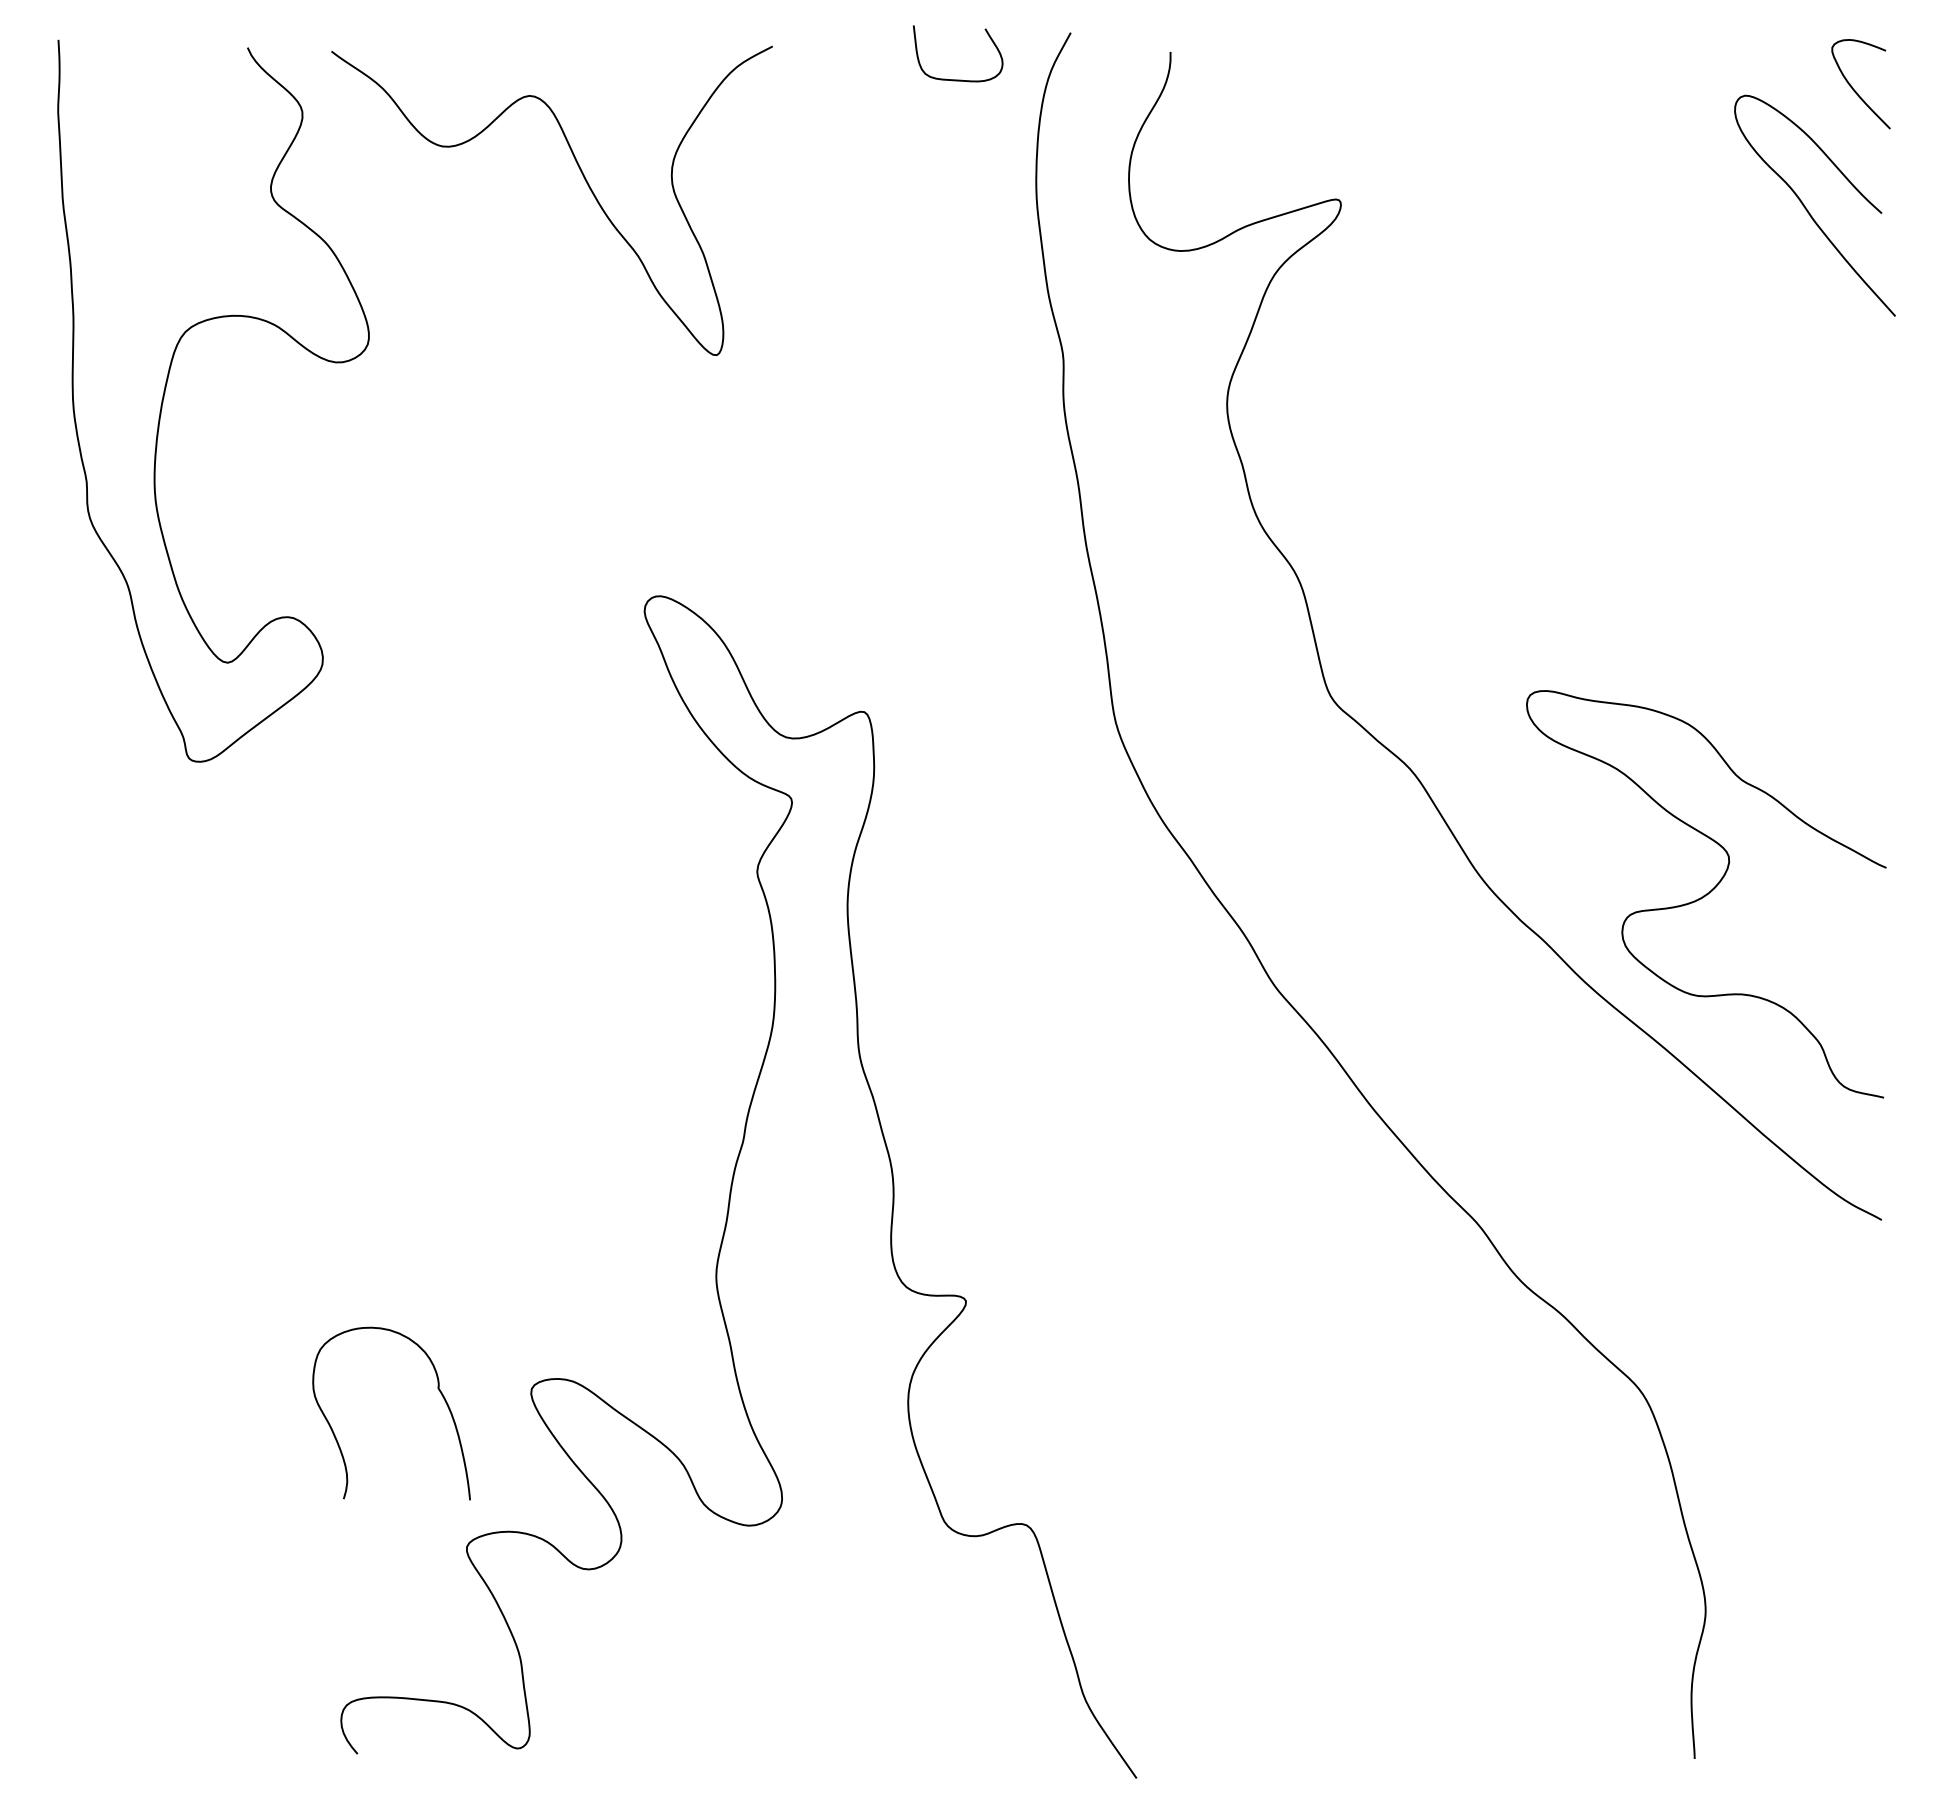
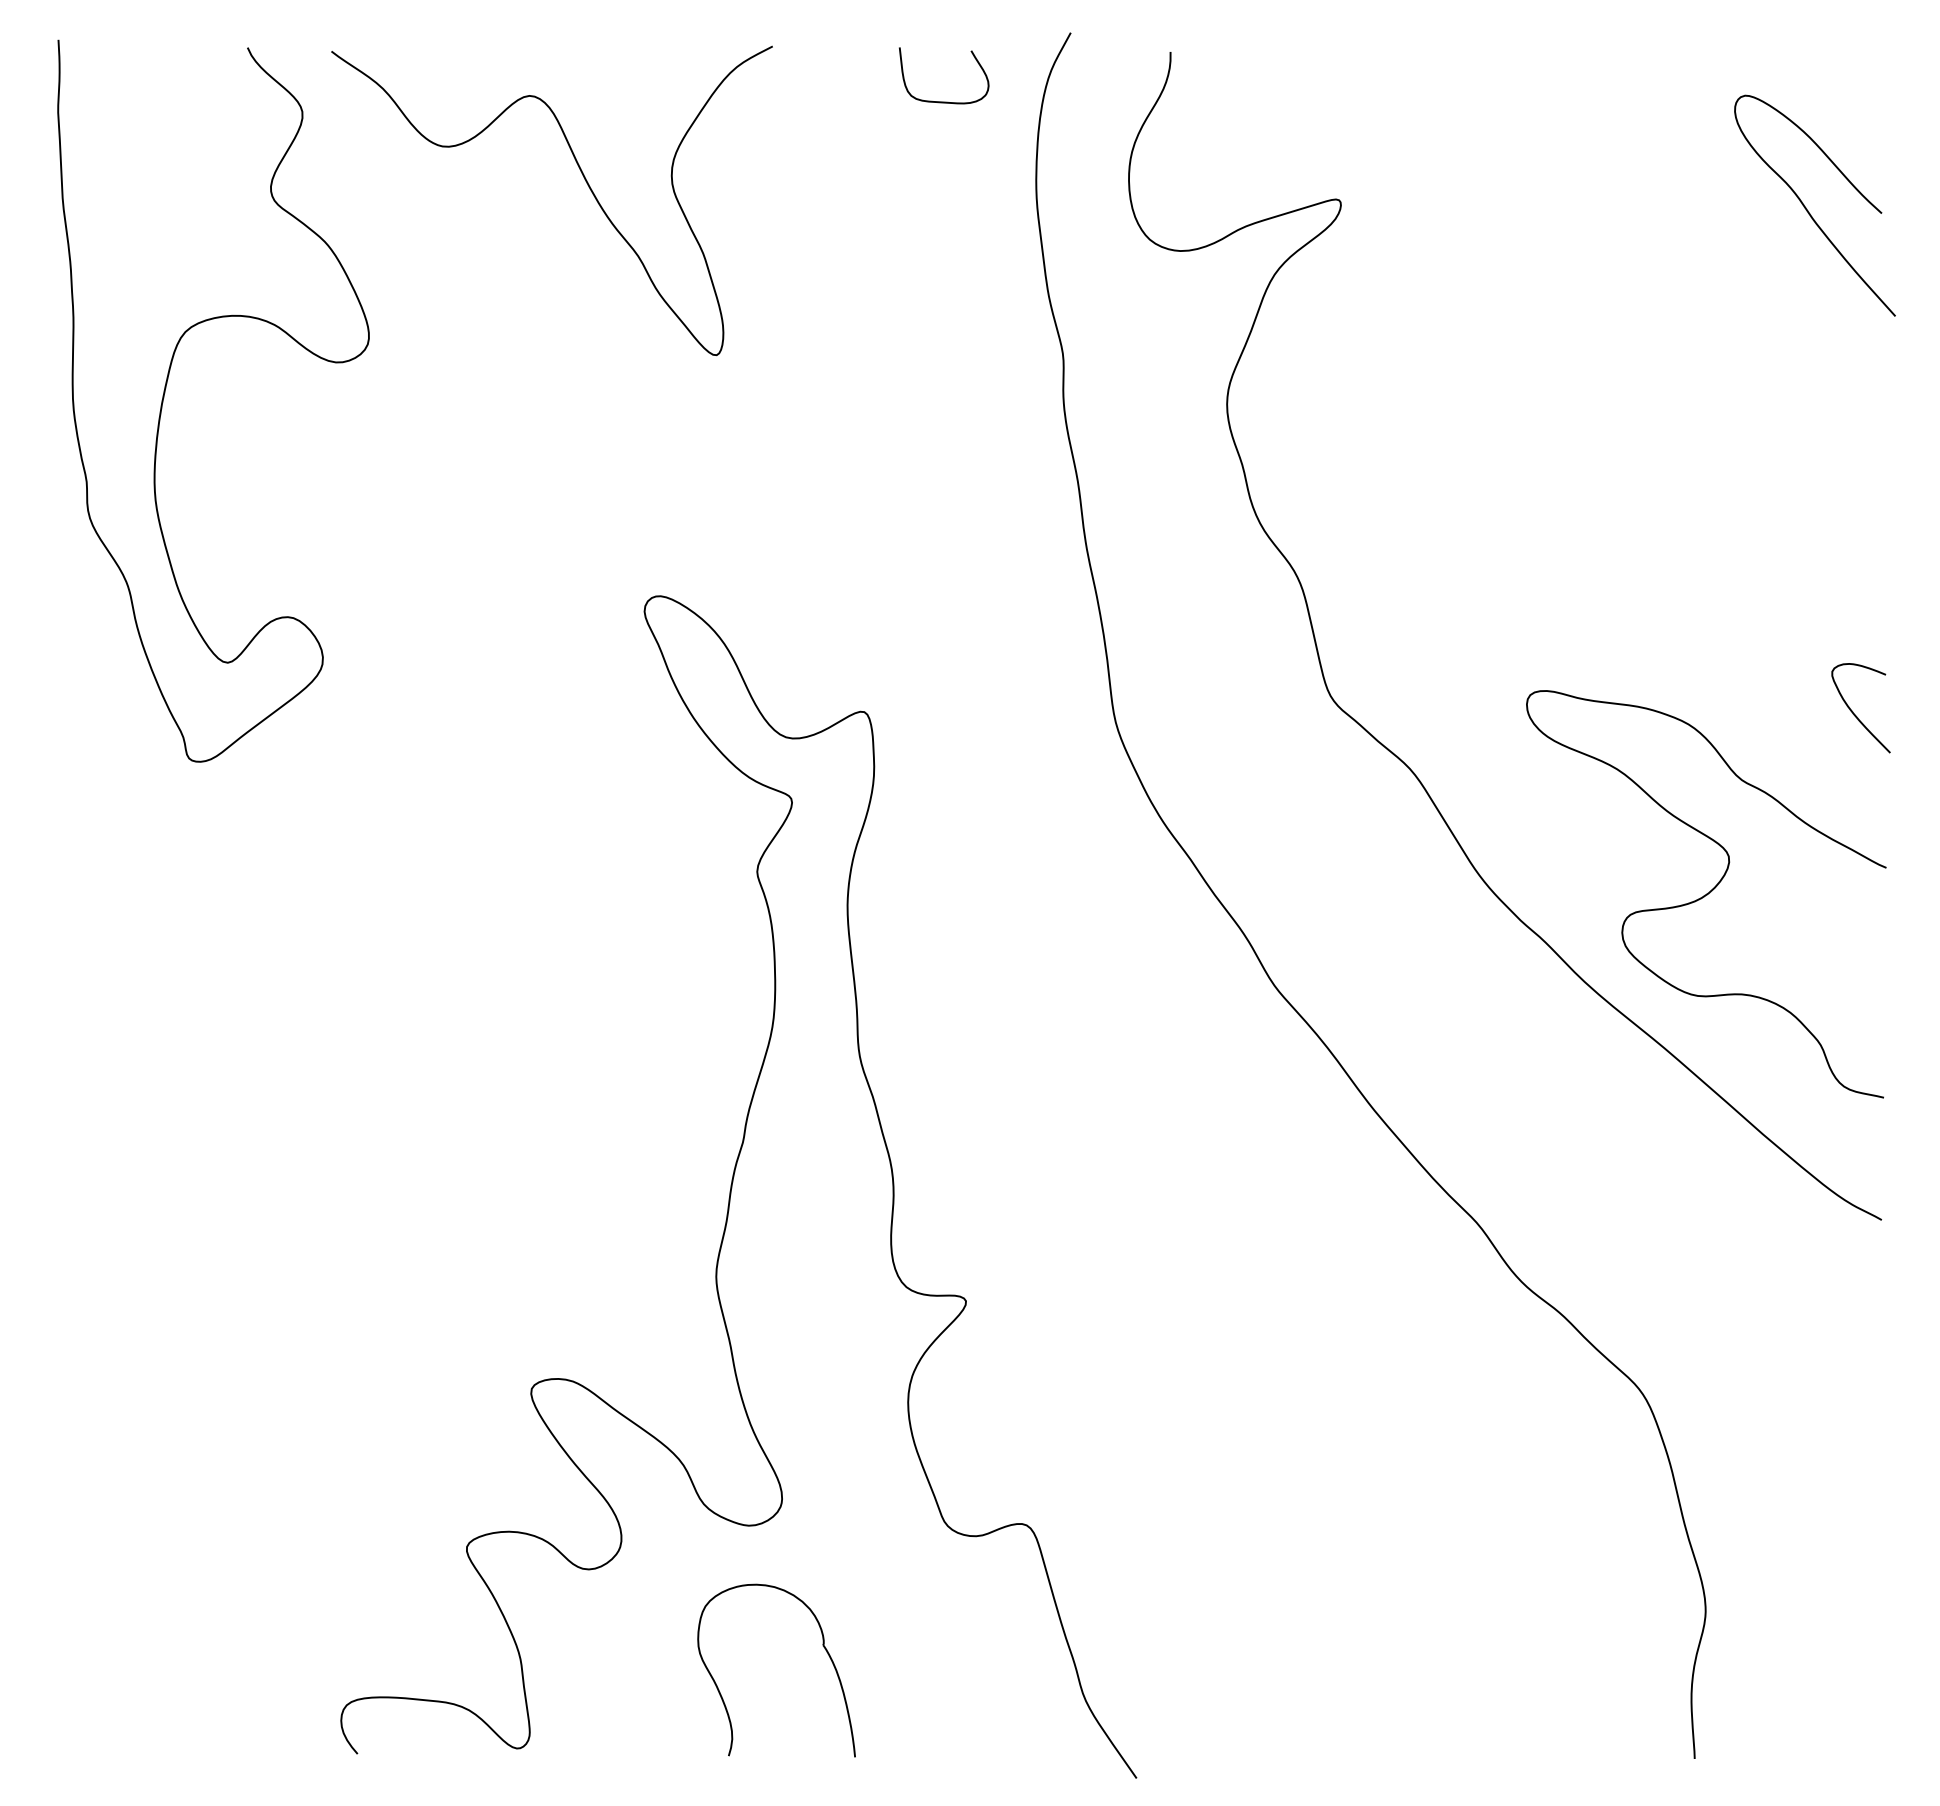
curve position: (958, 79) -> (944, 101) (944, 101)
curve position: (1853, 87) -> (1853, 711) (1853, 711)
part position: (438, 1390) -> (823, 1647) (823, 1647)
